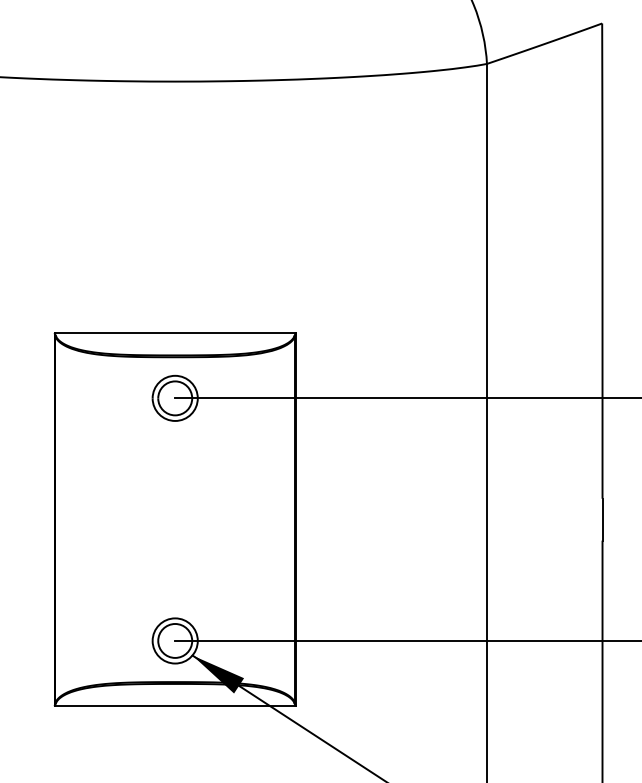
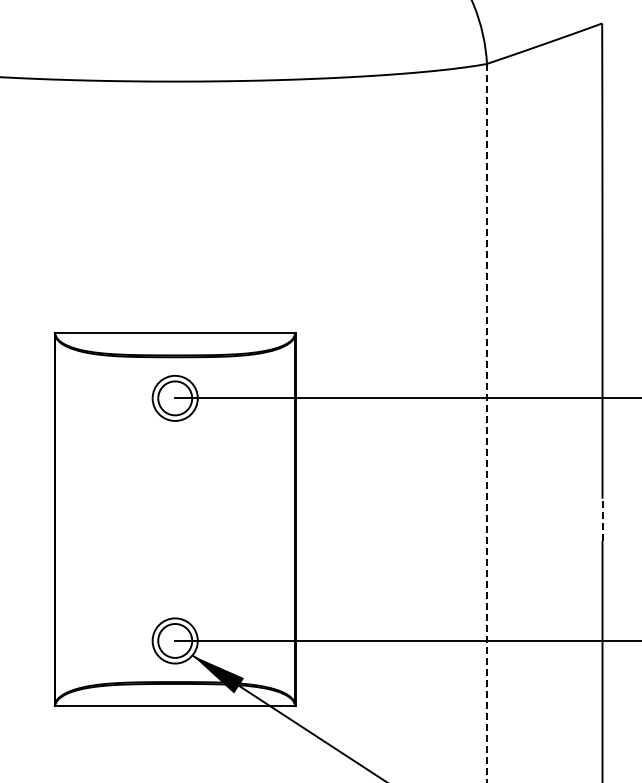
line: solid -> dashed (486, 423)
line: solid -> dashed (602, 519)
